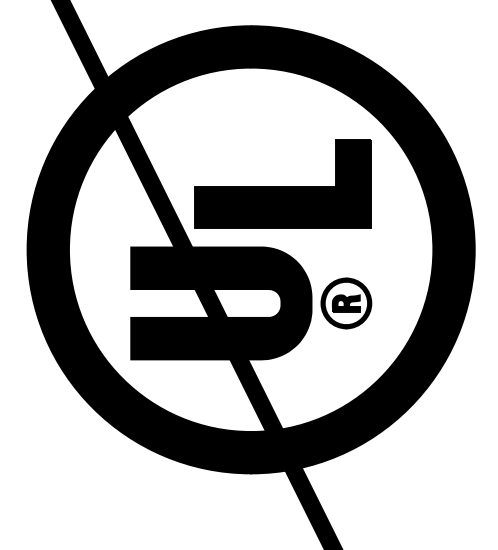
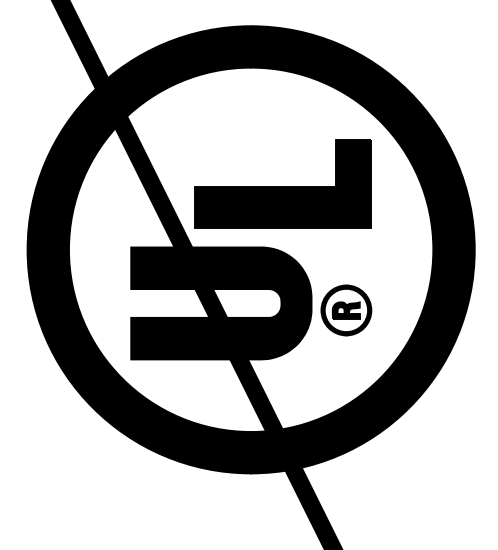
part position: (346, 303) -> (346, 310) (346, 310)
